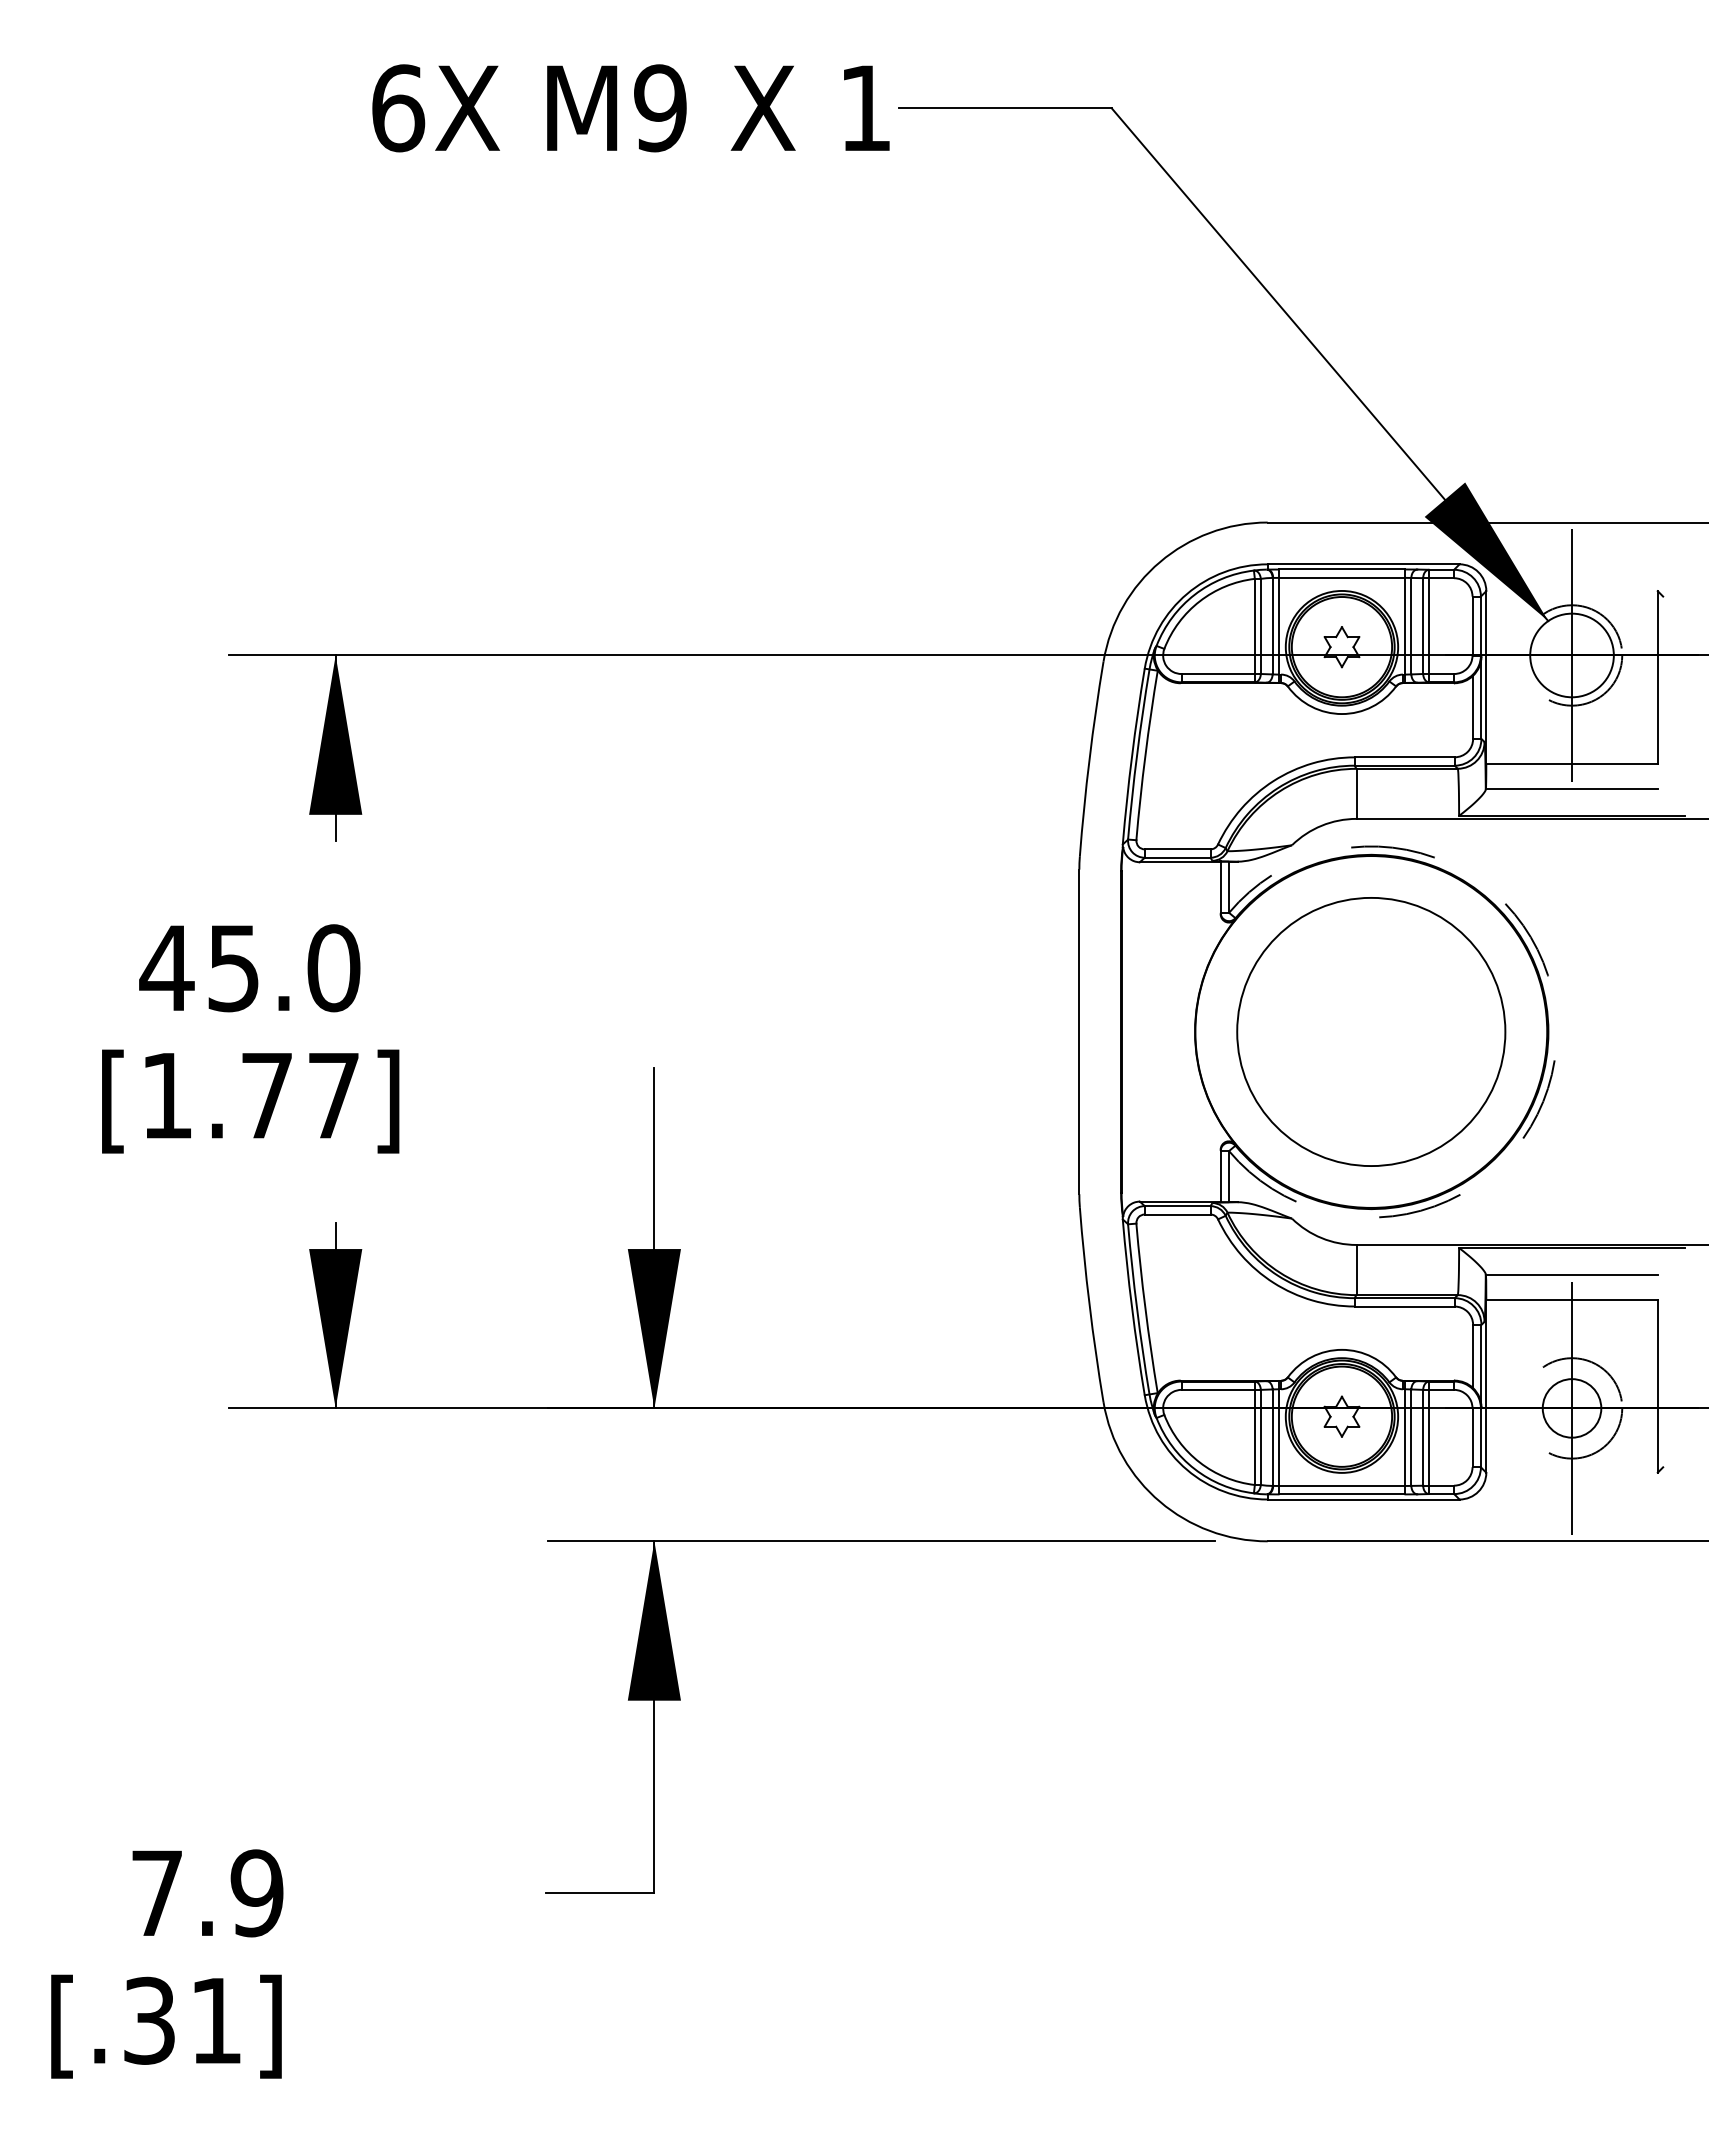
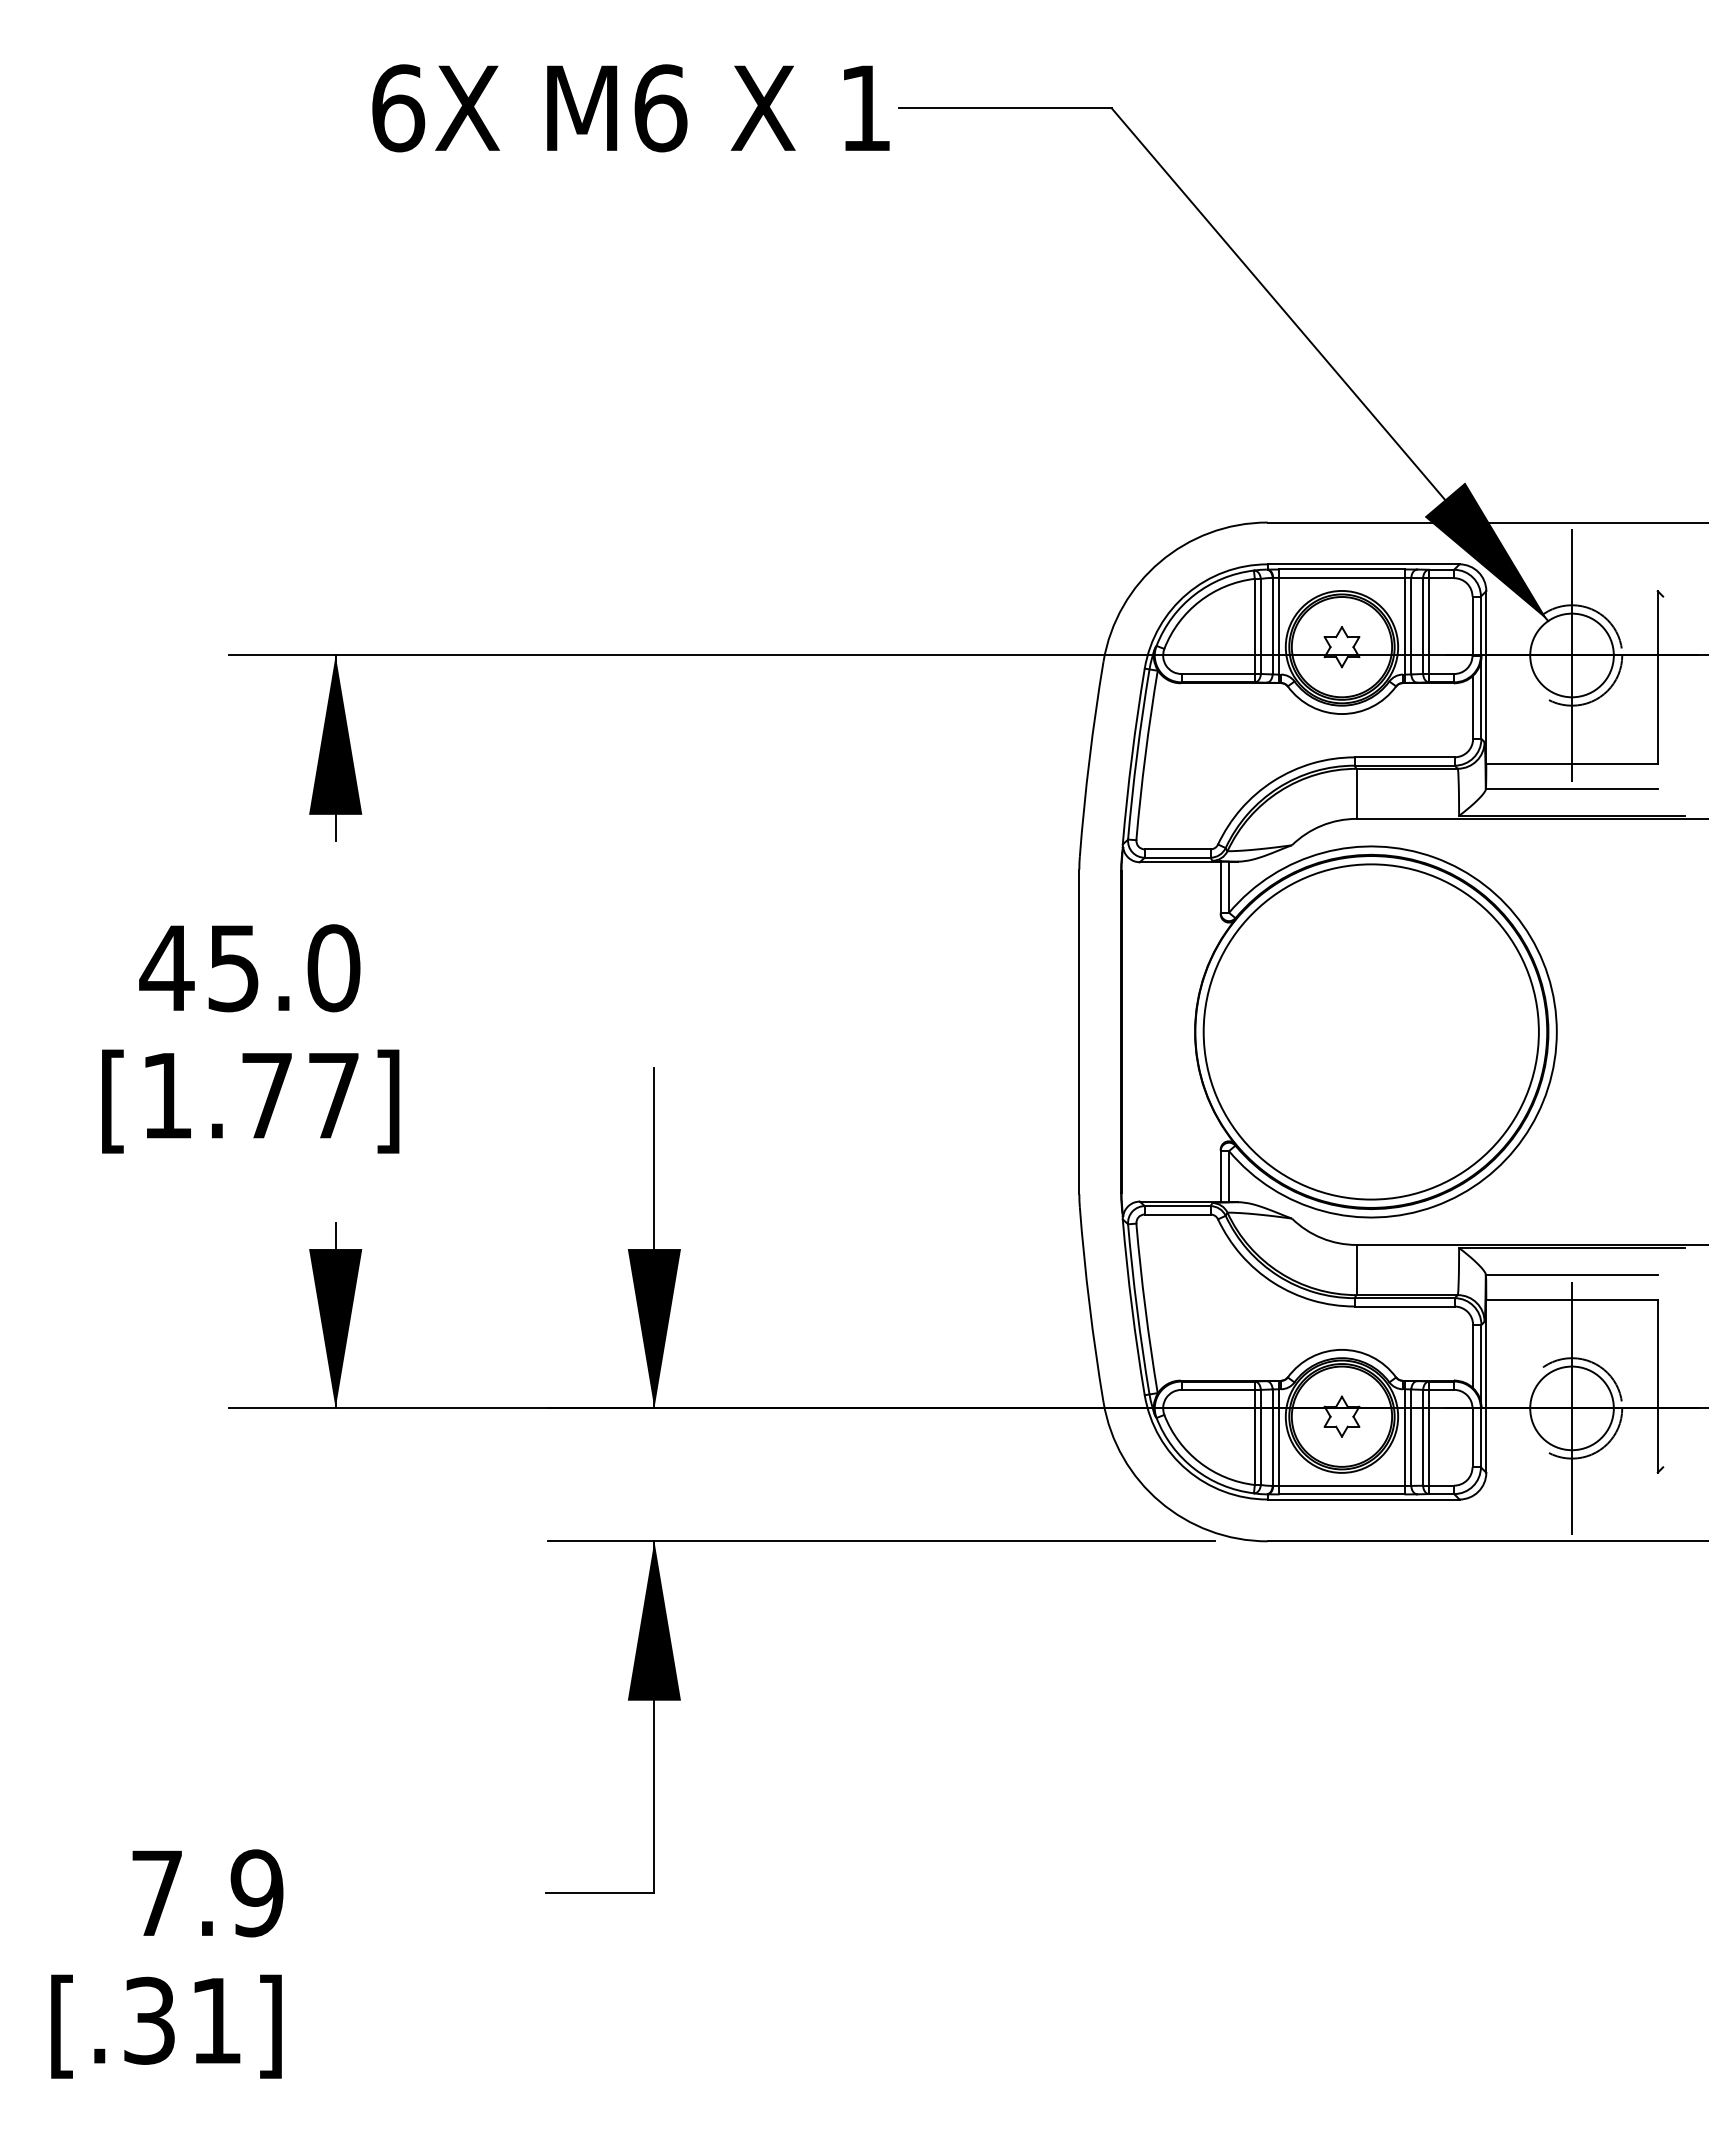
text: M9 -> M6 (660, 108)
circle diameter: 268 px -> 335 px (1370, 1031)
arc: dashed -> solid (1556, 1031)
circle diameter: 59 px -> 84 px (1571, 1408)
